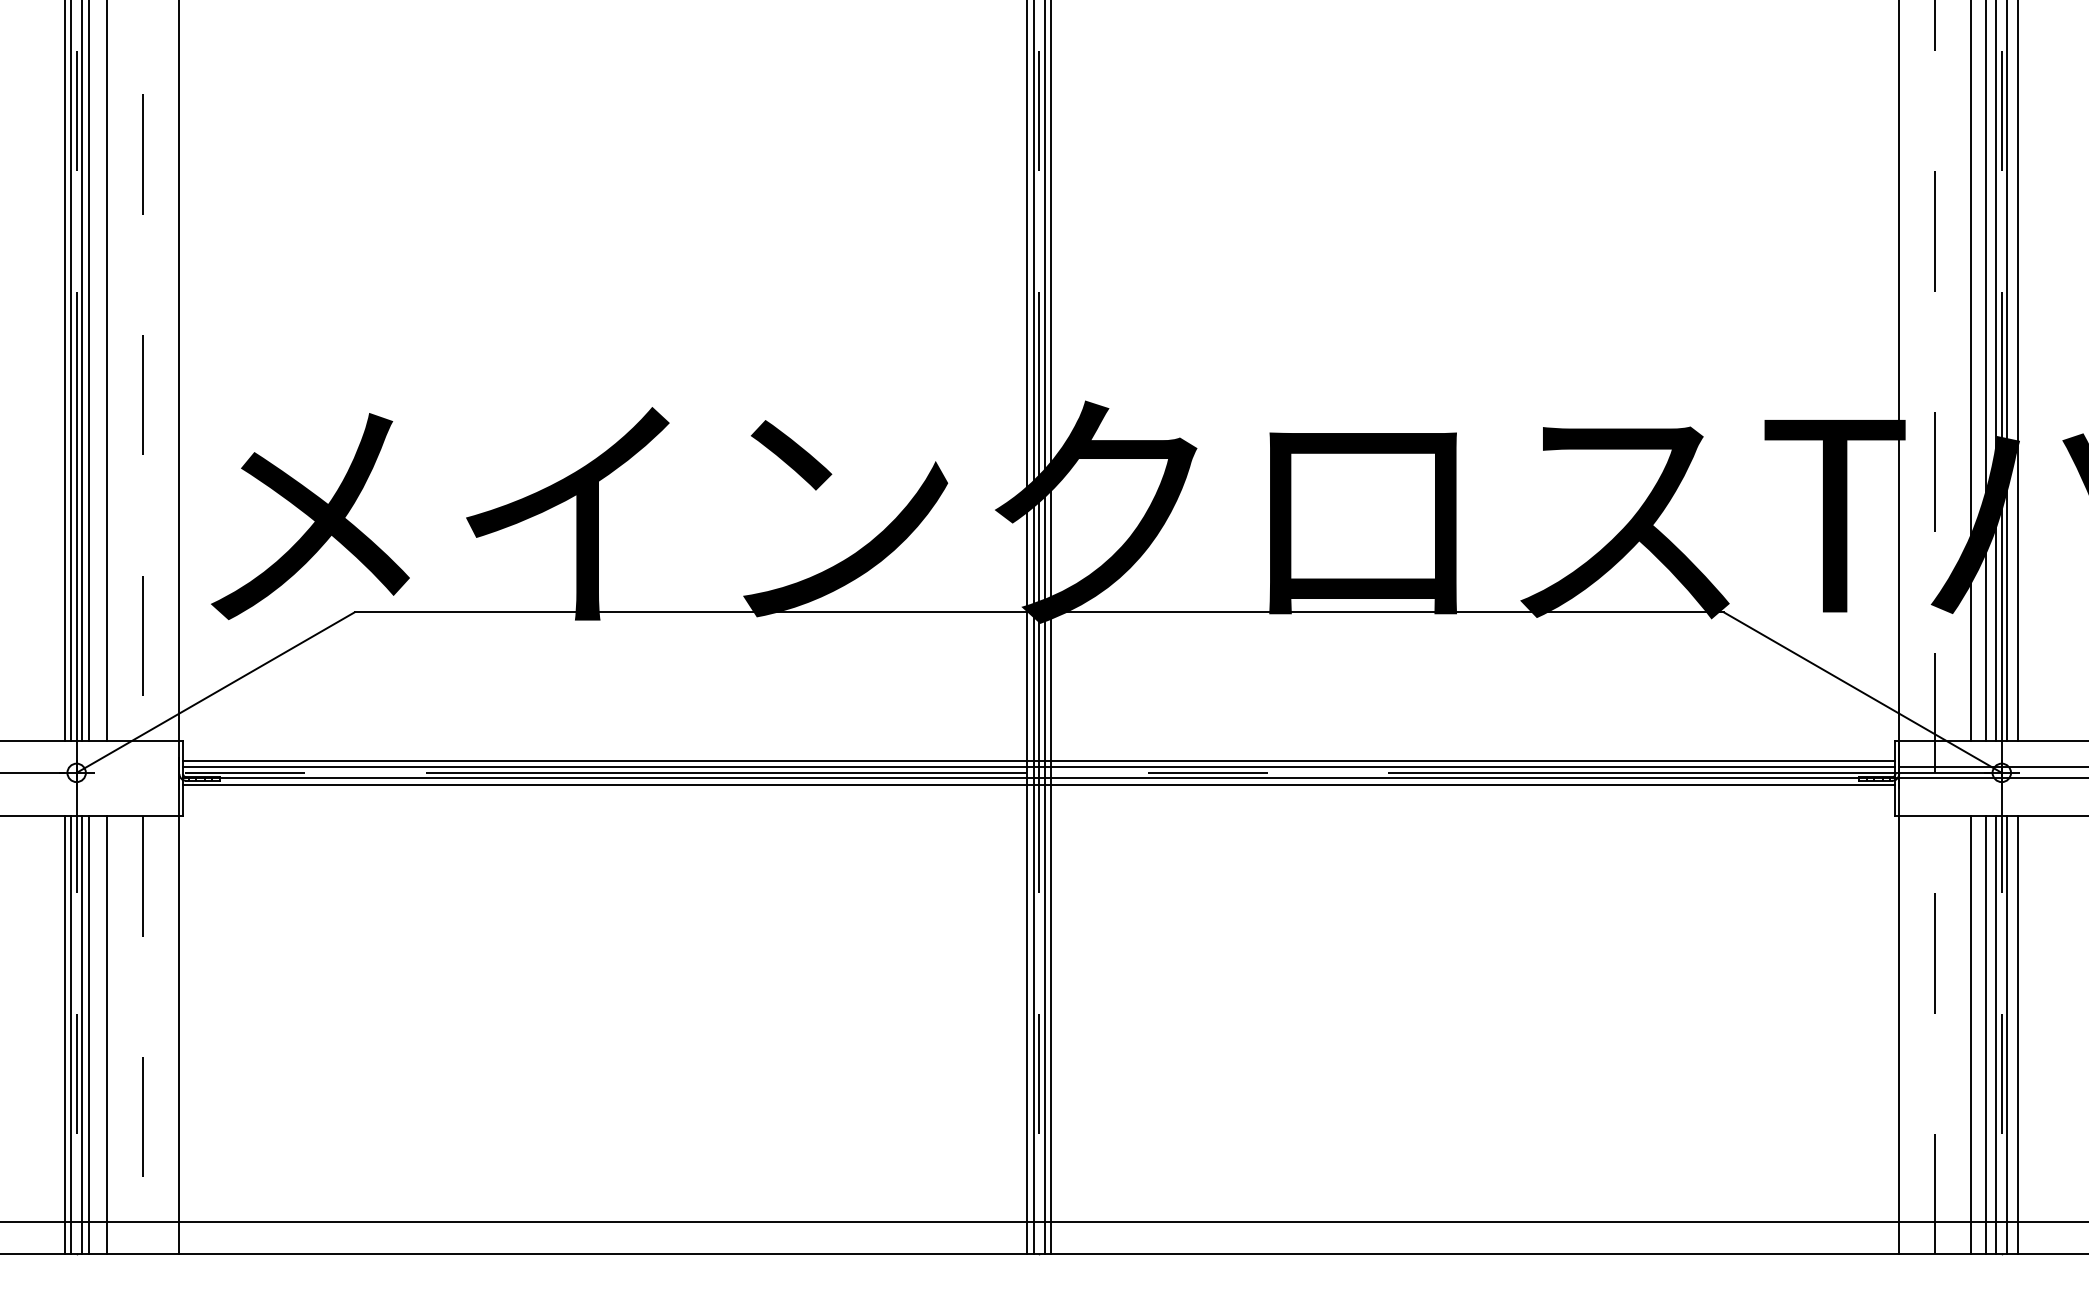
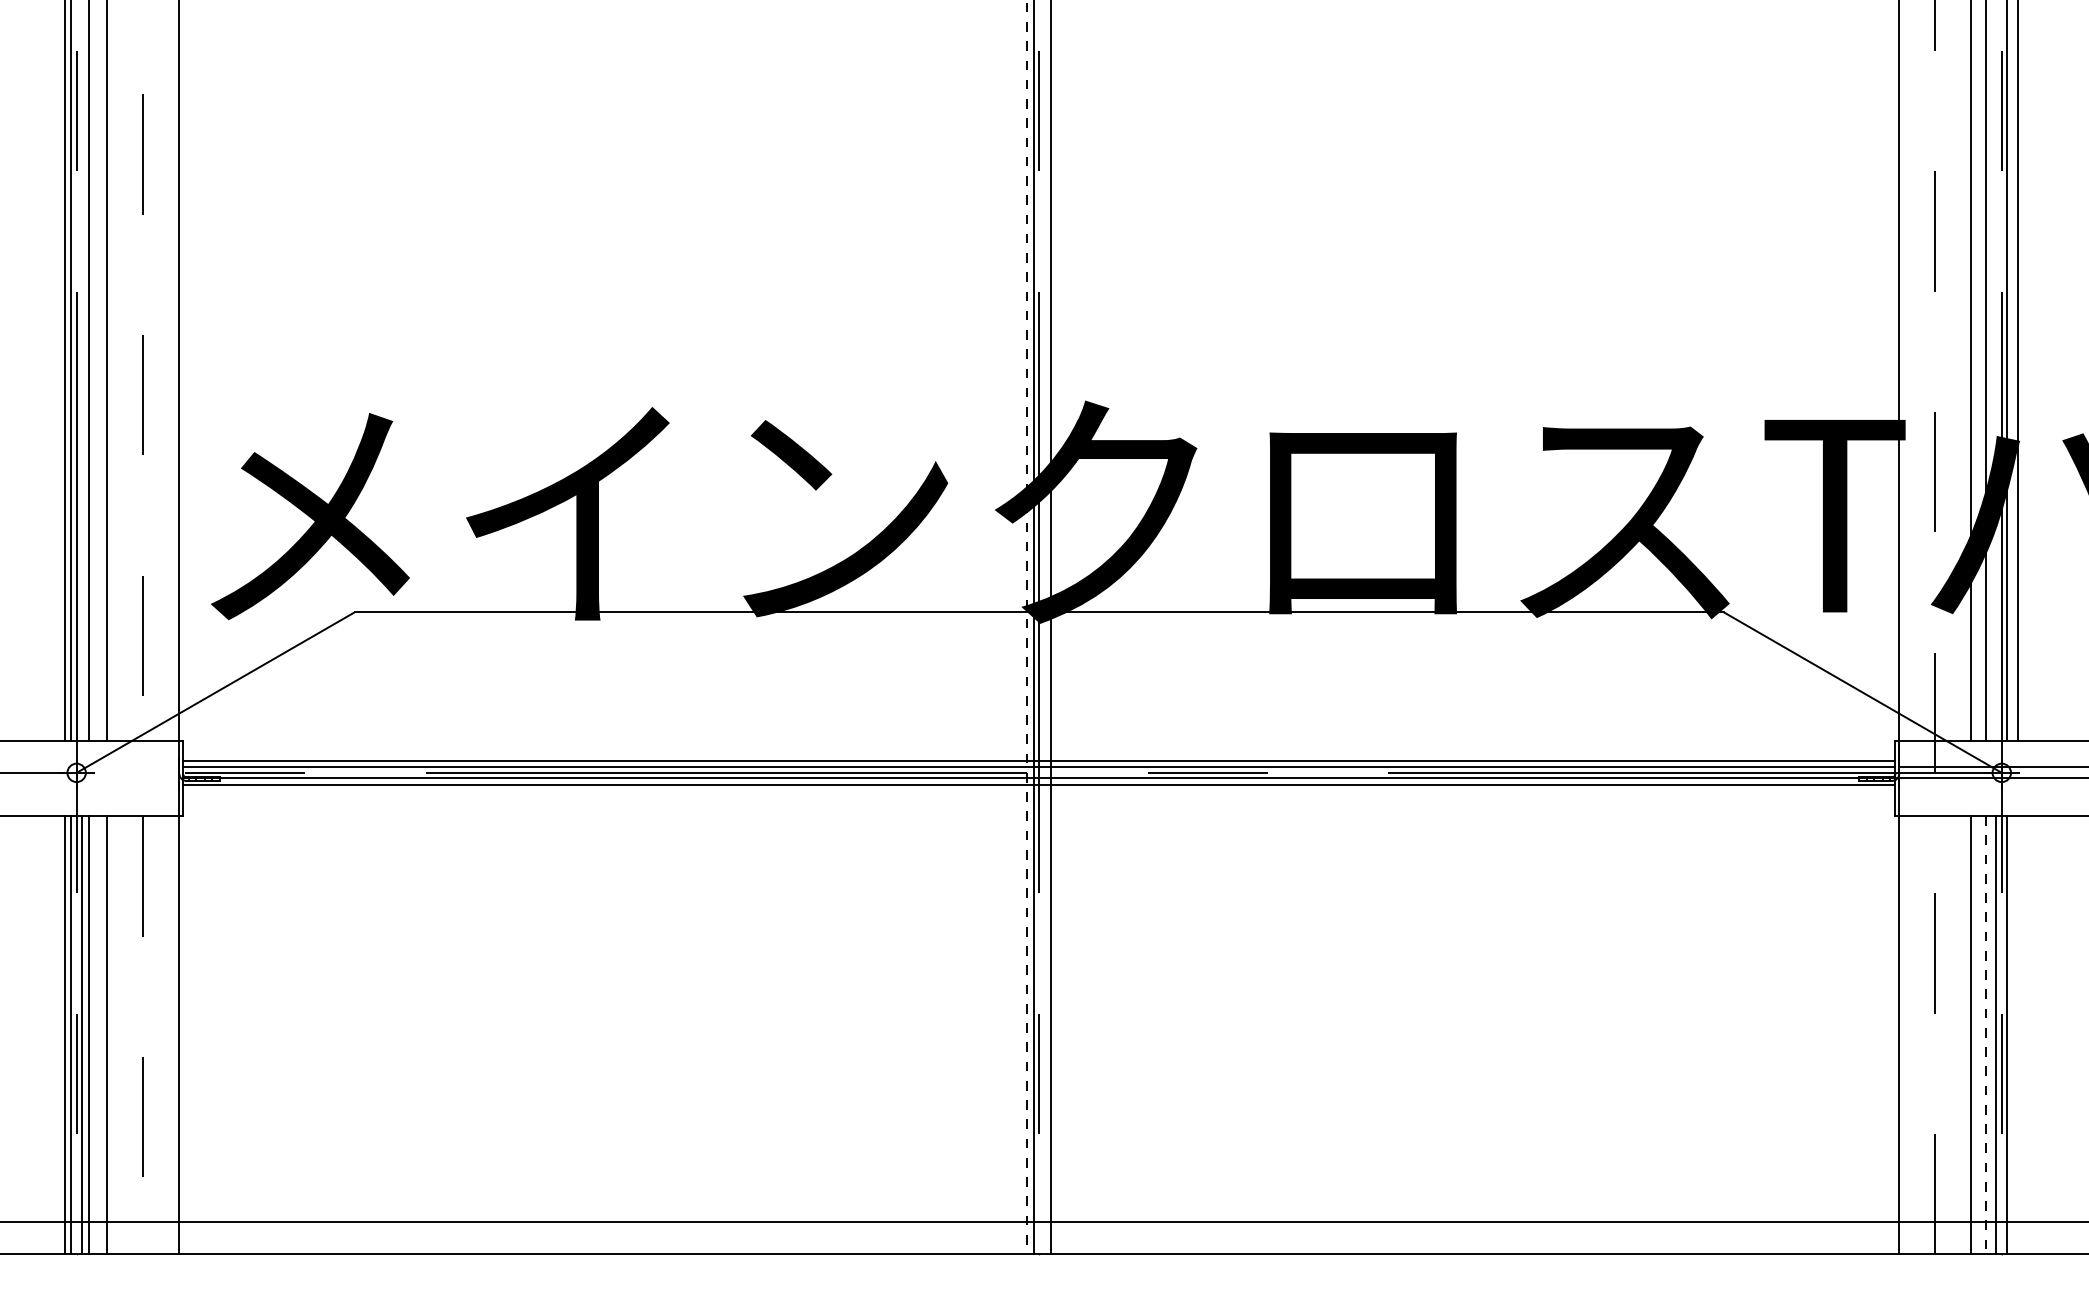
line: present -> none (82, 371)
line: present -> none (1996, 371)
line: solid -> dashed (1027, 627)
line: present -> none (1044, 628)
line: solid -> dashed (1985, 1035)
line: present -> none (2017, 1035)
